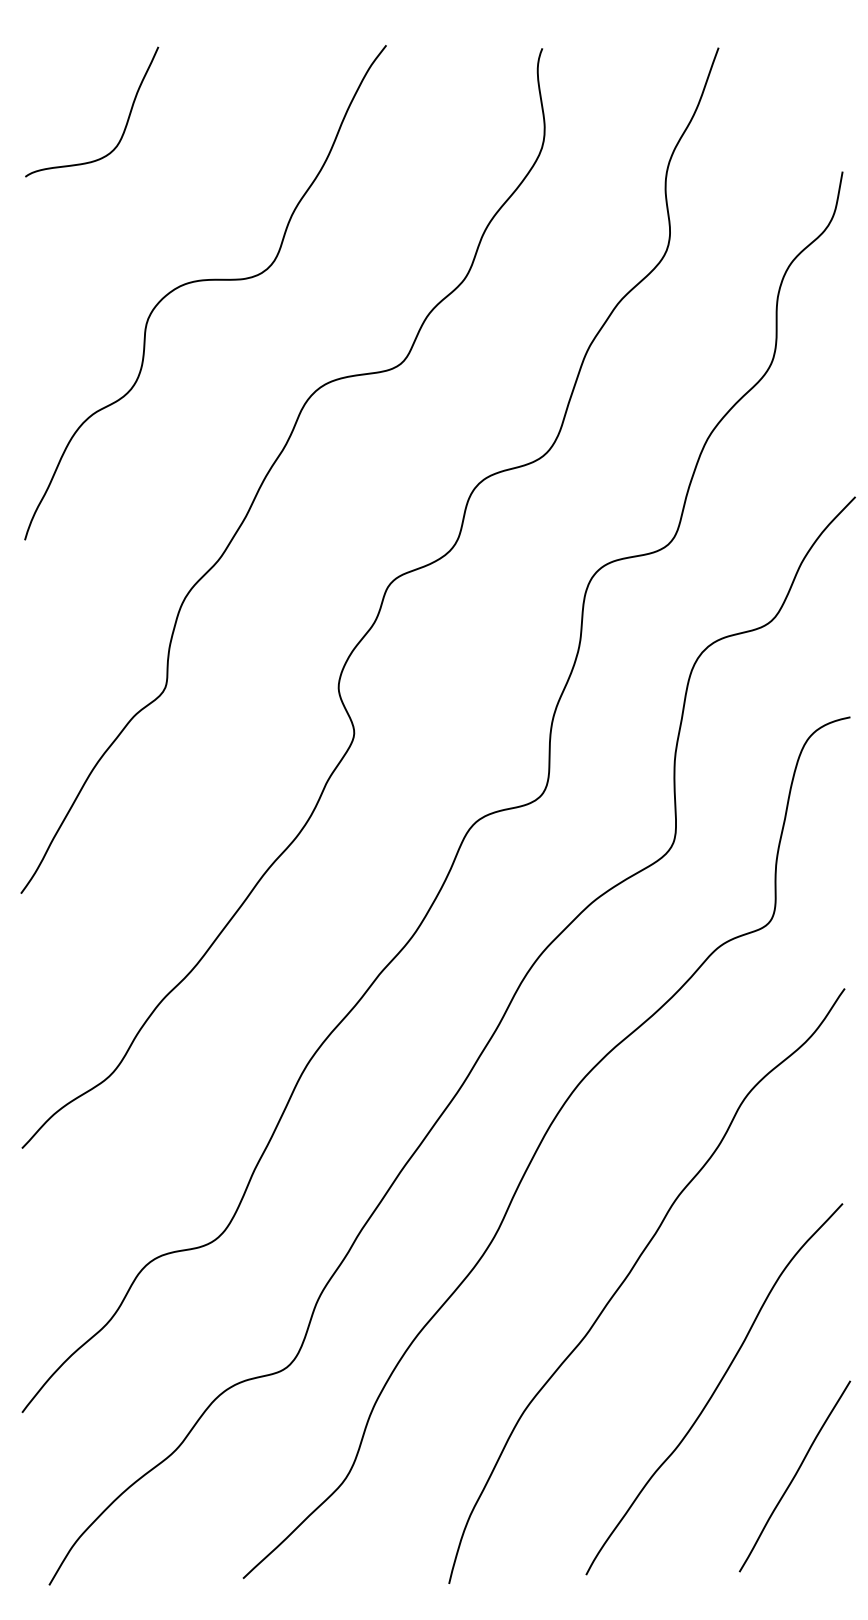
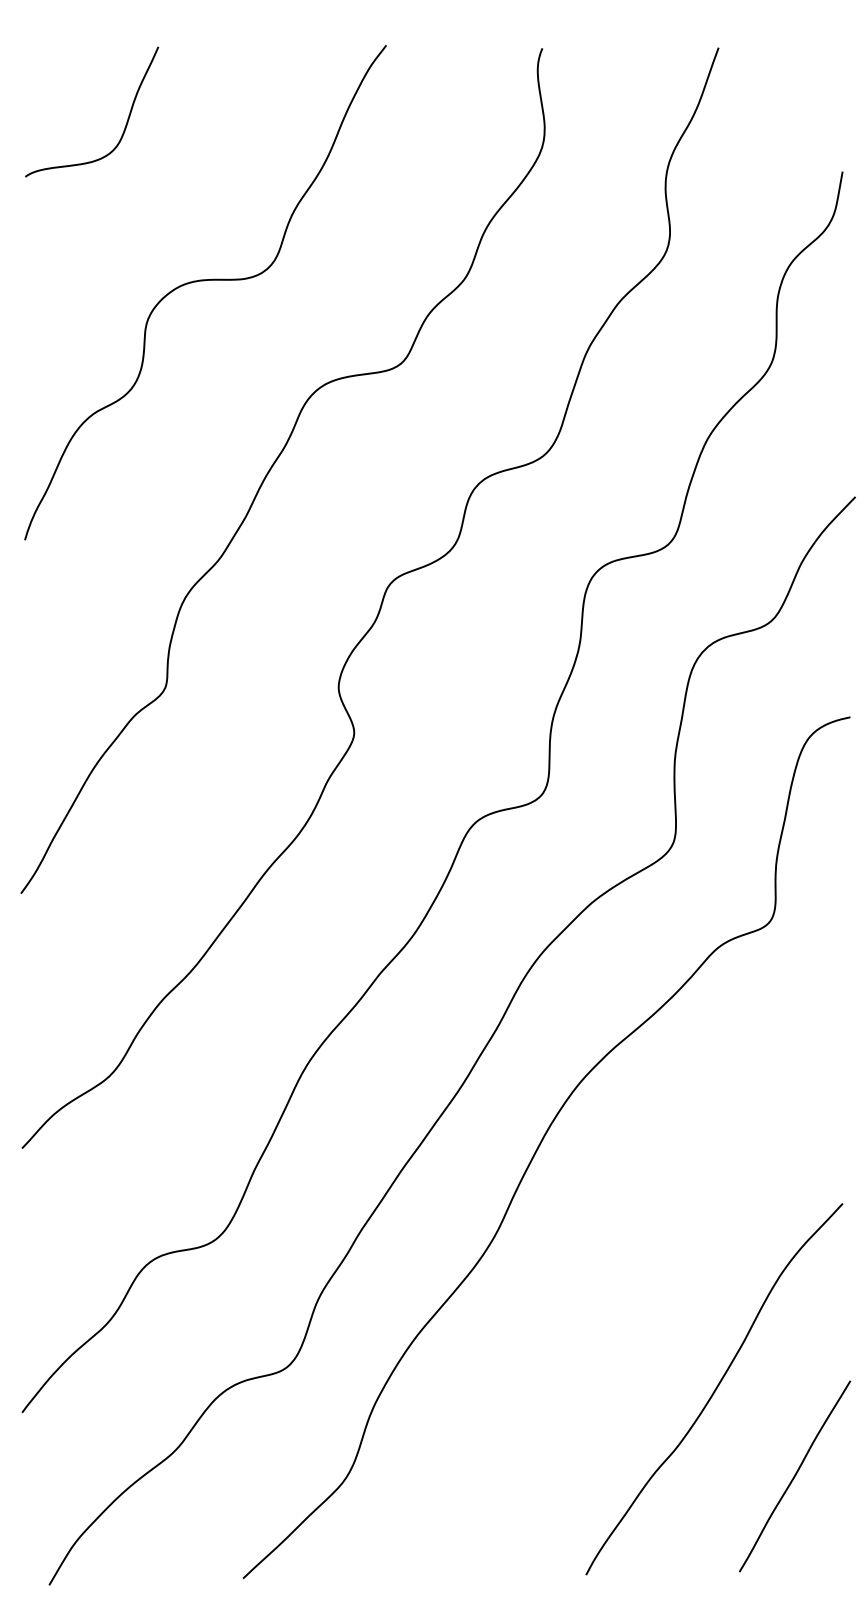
curve: present -> none (630, 1273)
